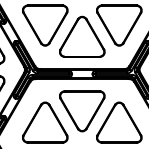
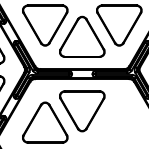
part: present -> none (119, 122)
